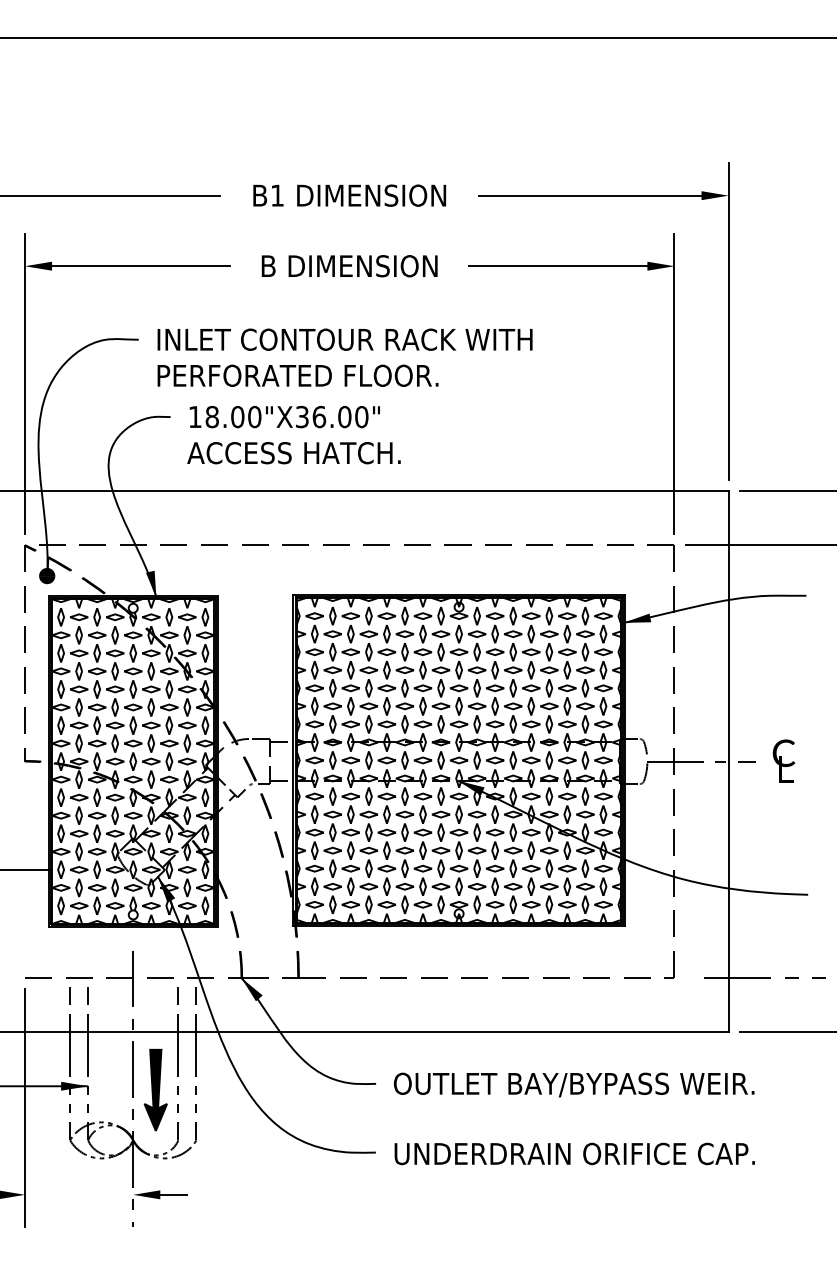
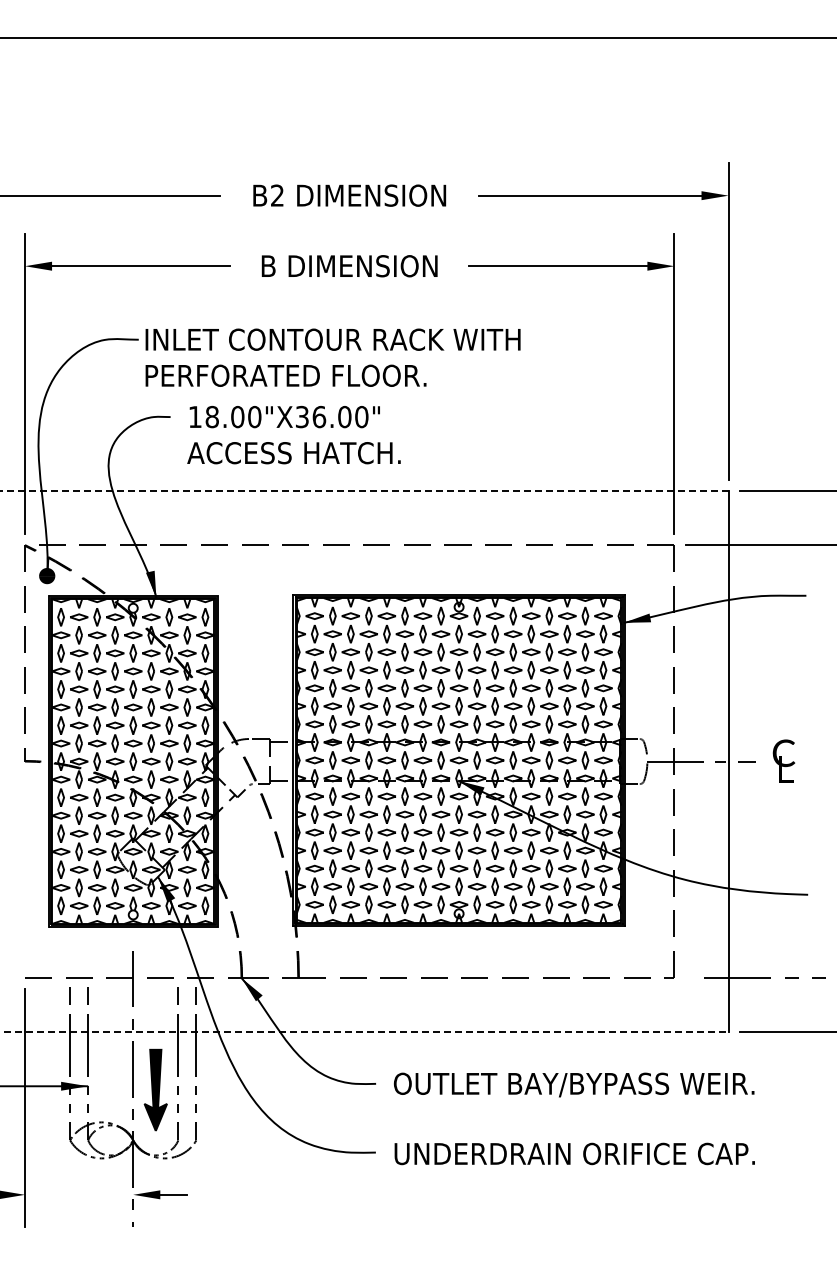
text: B1 -> B2 (277, 195)
text position: (344, 357) -> (332, 357) (332, 357)
line: solid -> dashed (364, 490)
line: present -> none (27, 869)
line: solid -> dashed (364, 1032)
